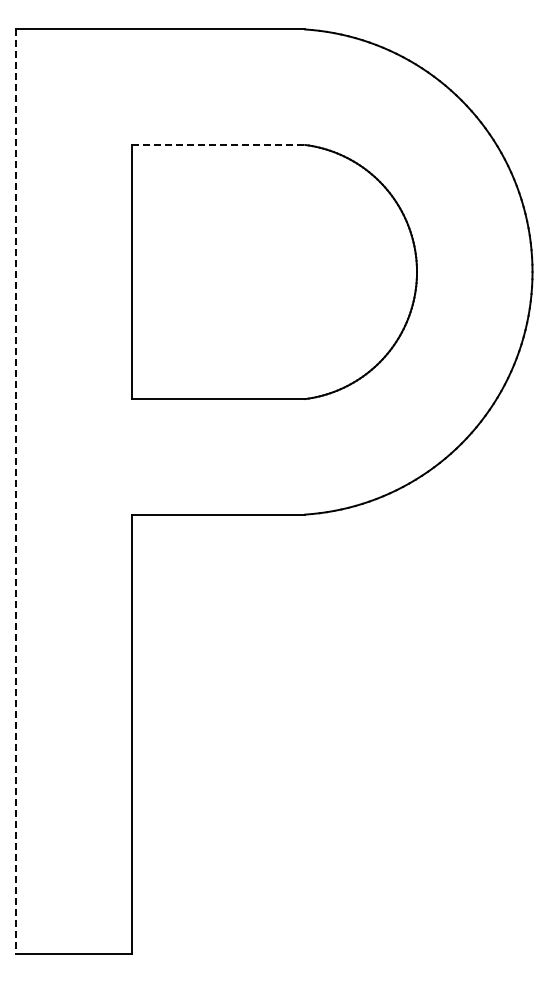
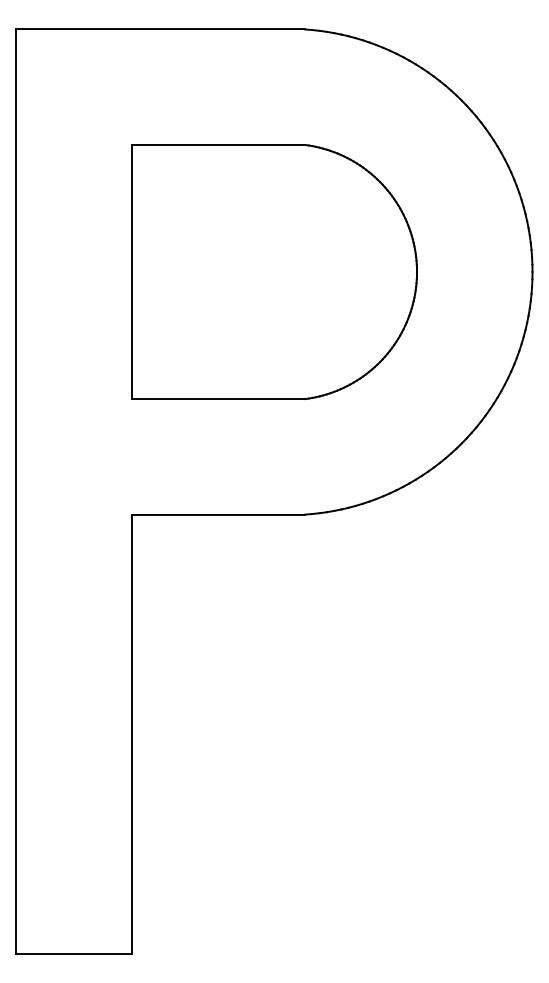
line: dashed -> solid (218, 144)
line: dashed -> solid (16, 492)
